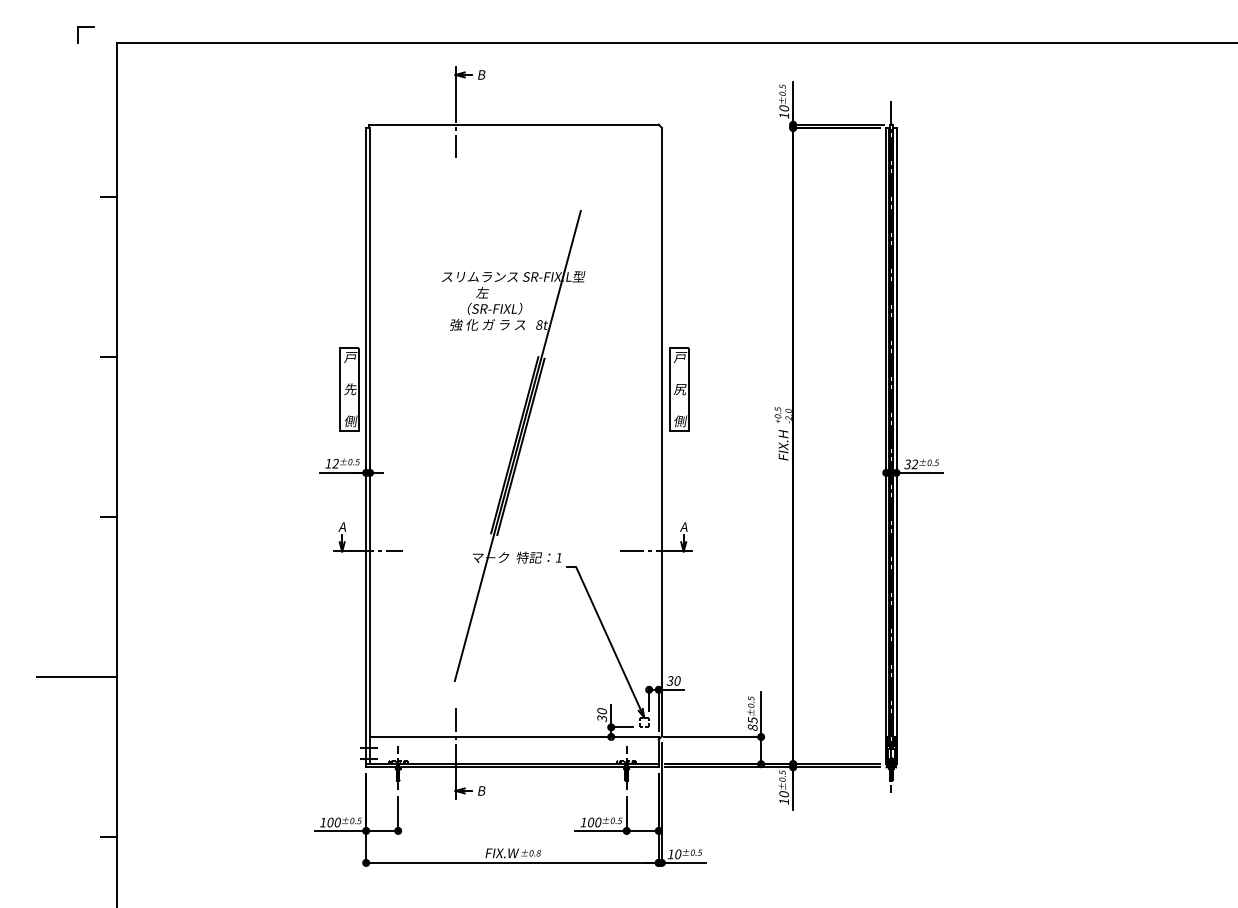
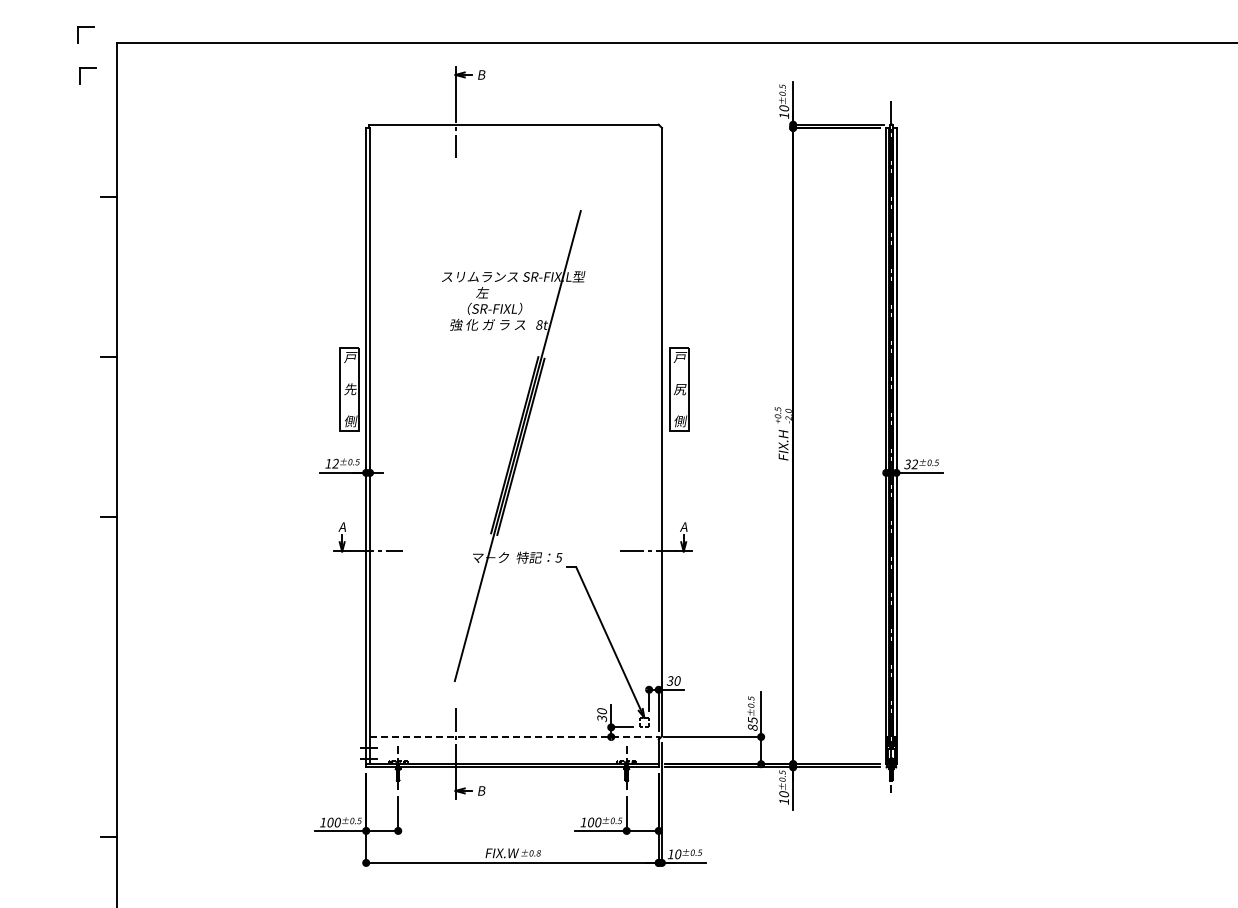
part: none -> present (87, 68)
text: 1 -> 5 (558, 557)
line: present -> none (77, 677)
line: solid -> dashed (514, 736)
